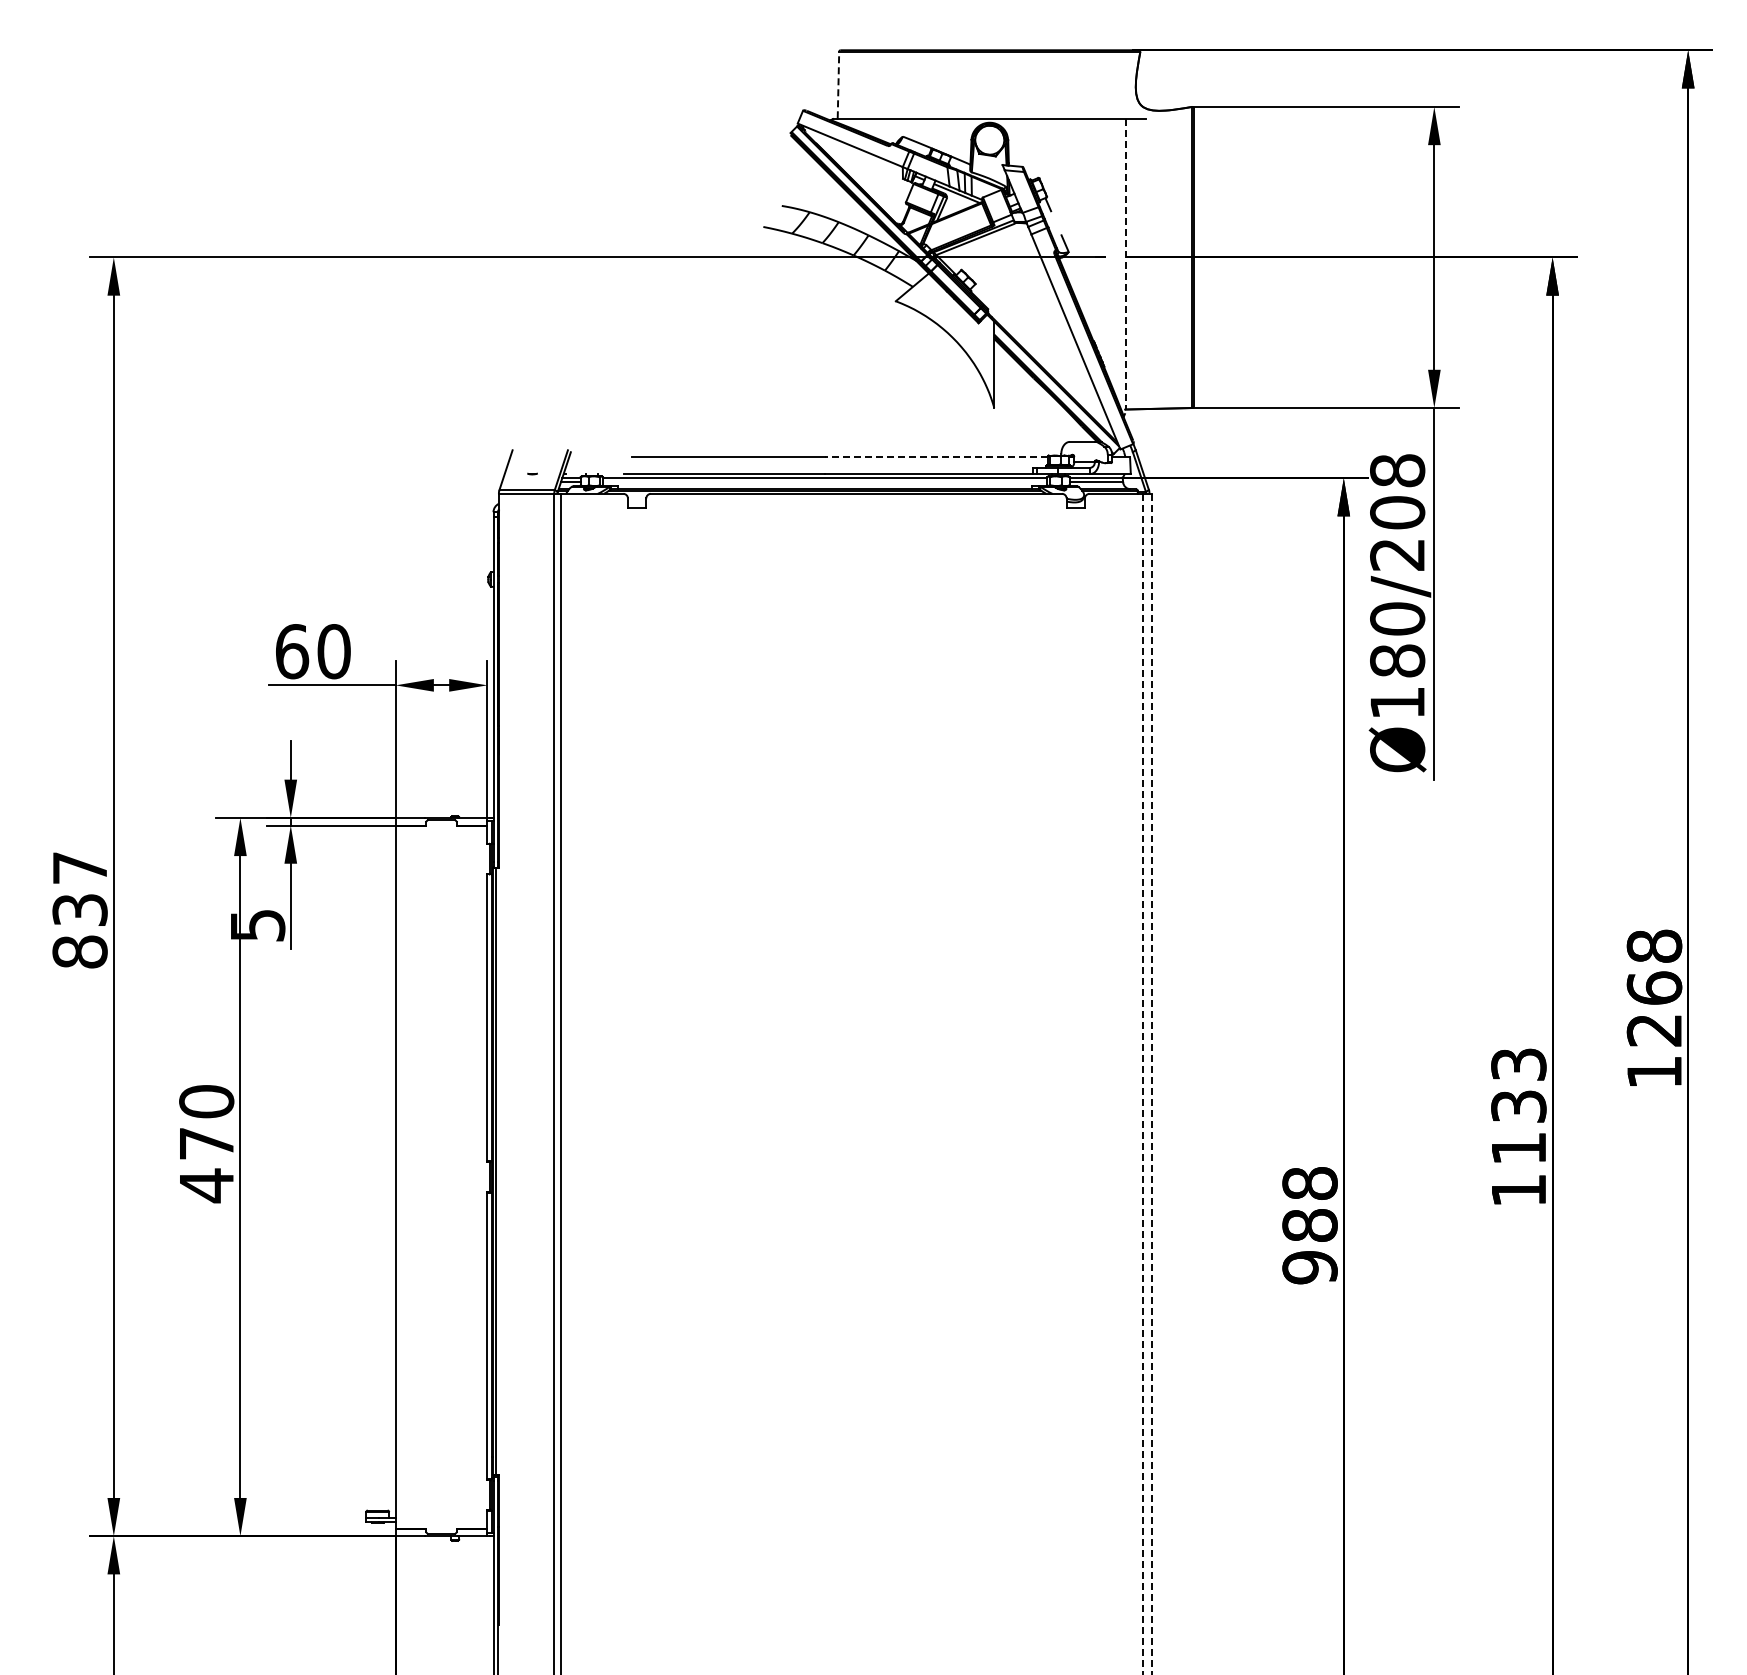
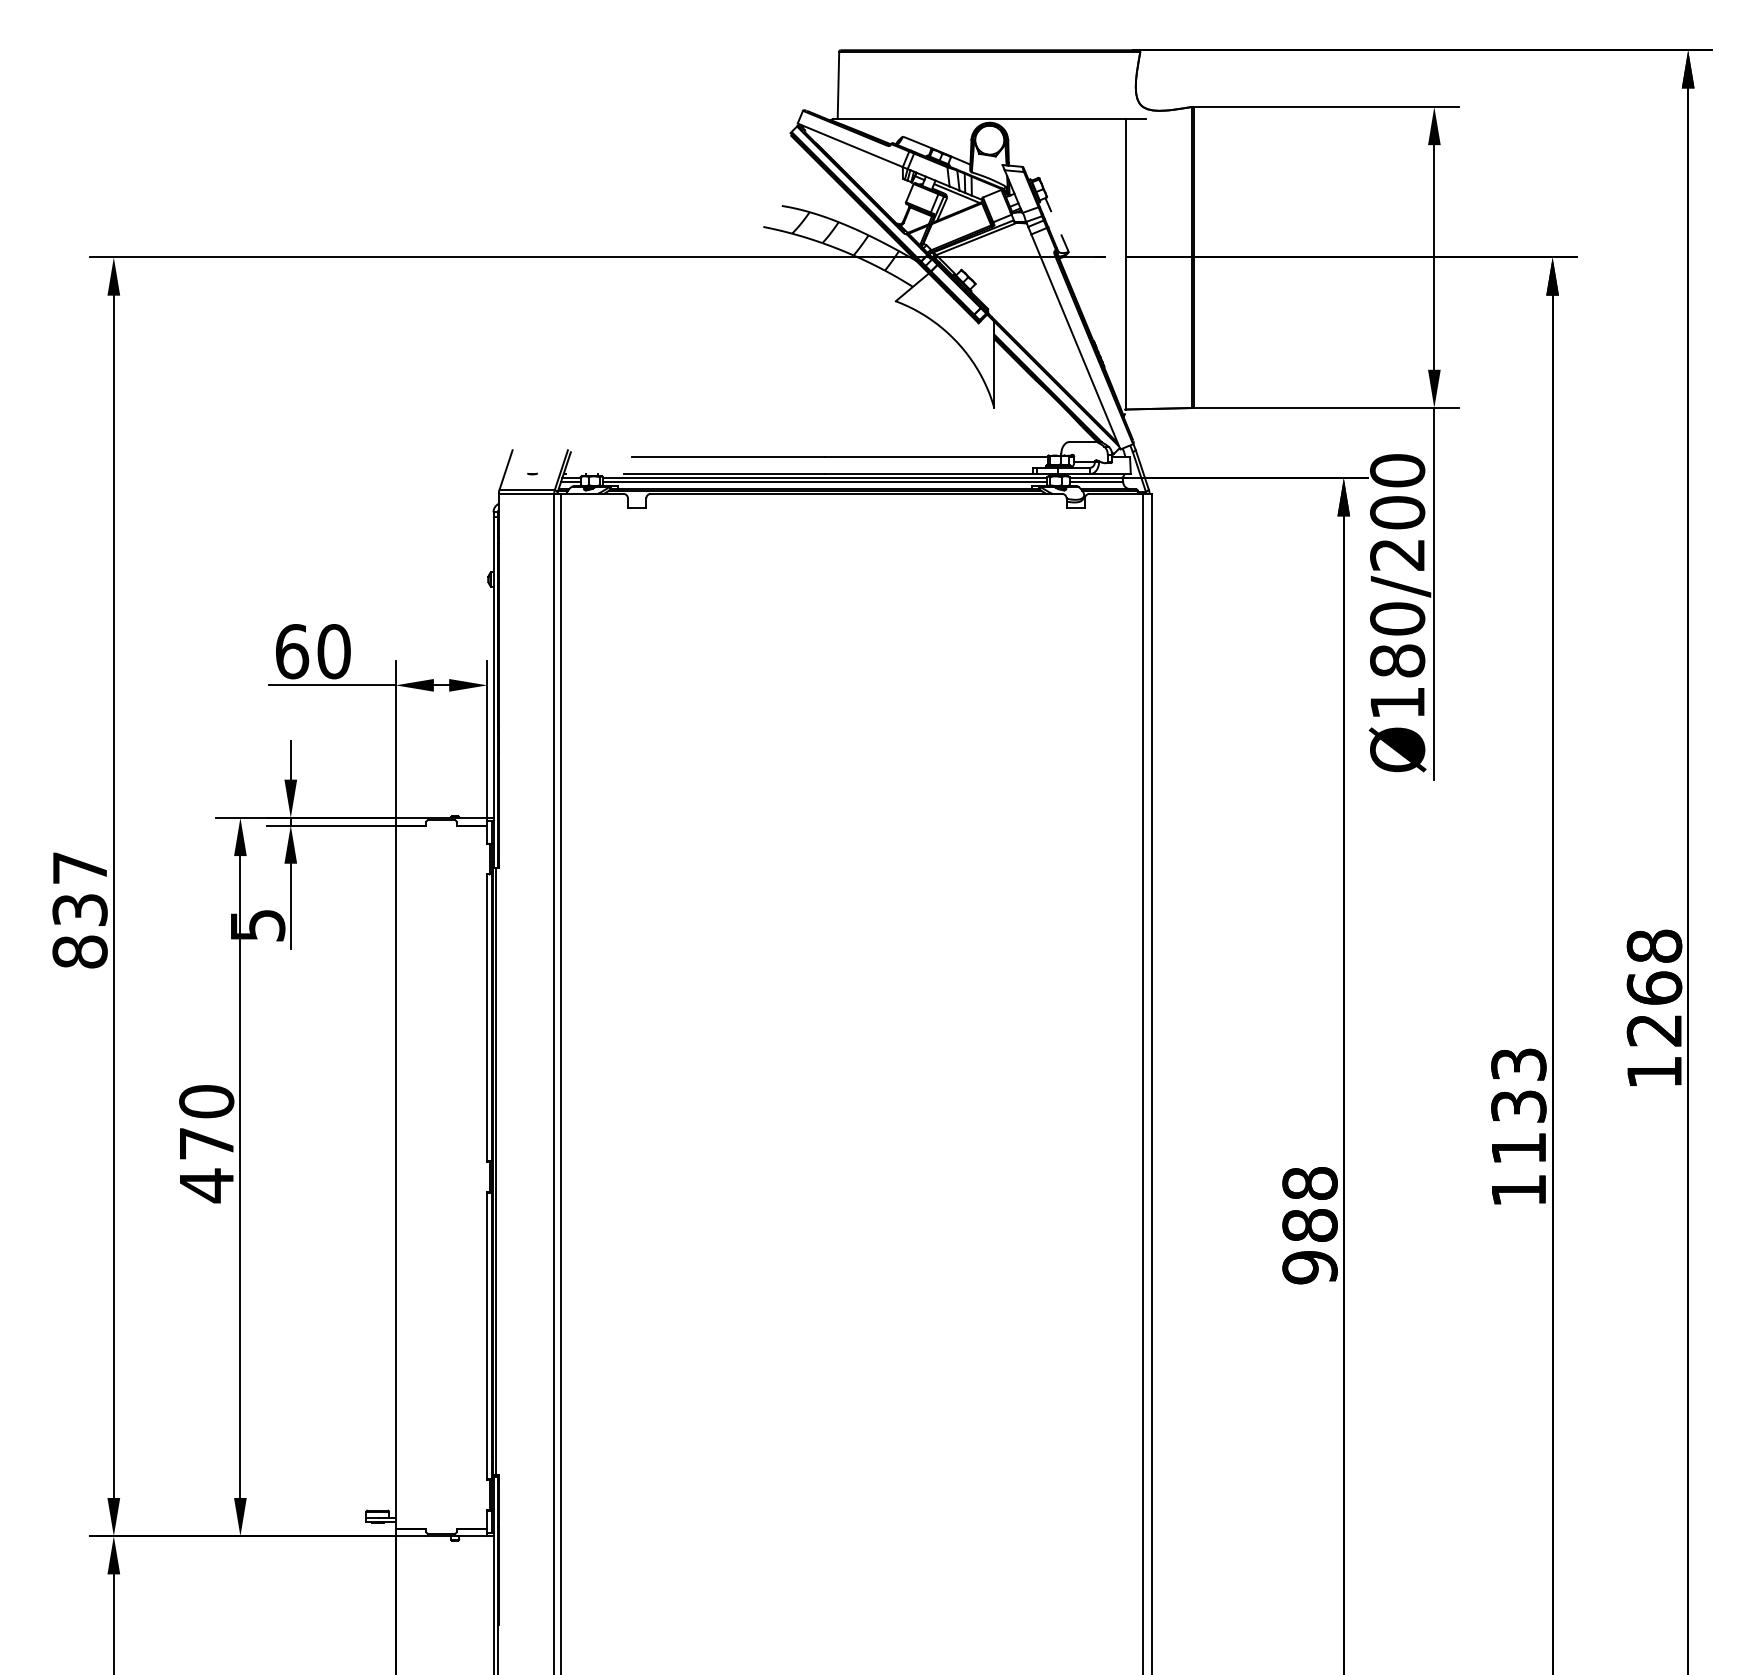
line: dashed -> solid (838, 84)
line: dashed -> solid (1125, 264)
line: dashed -> solid (935, 457)
text: Ø180/208 -> Ø180/200 (1397, 470)
line: none -> present (824, 482)
line: dashed -> solid (1143, 1083)
line: dashed -> solid (1152, 1083)
